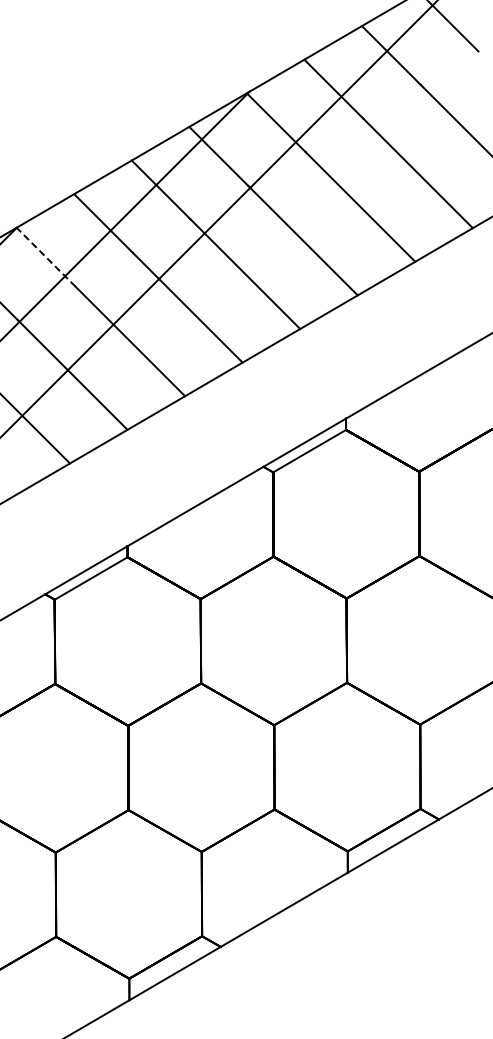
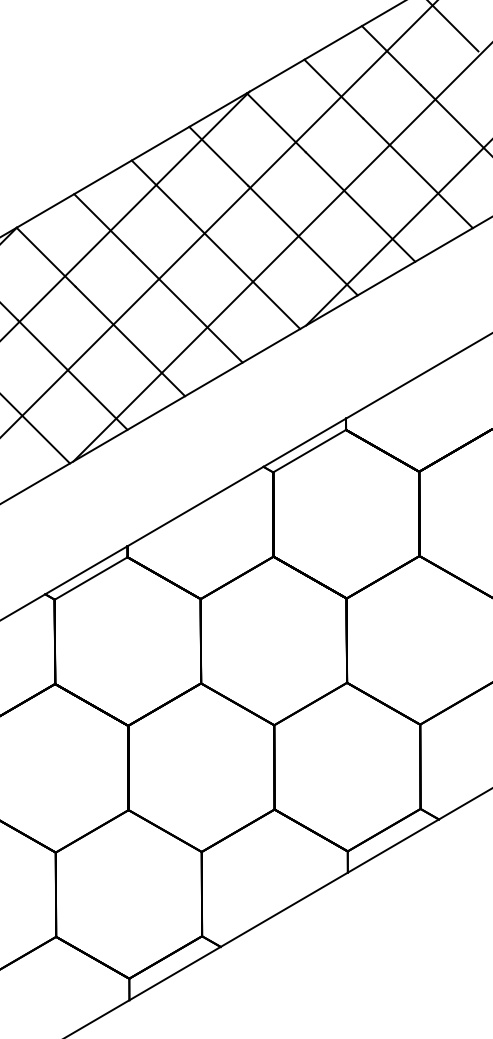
line: none -> present (397, 233)
line: none -> present (281, 253)
line: dashed -> solid (46, 257)
